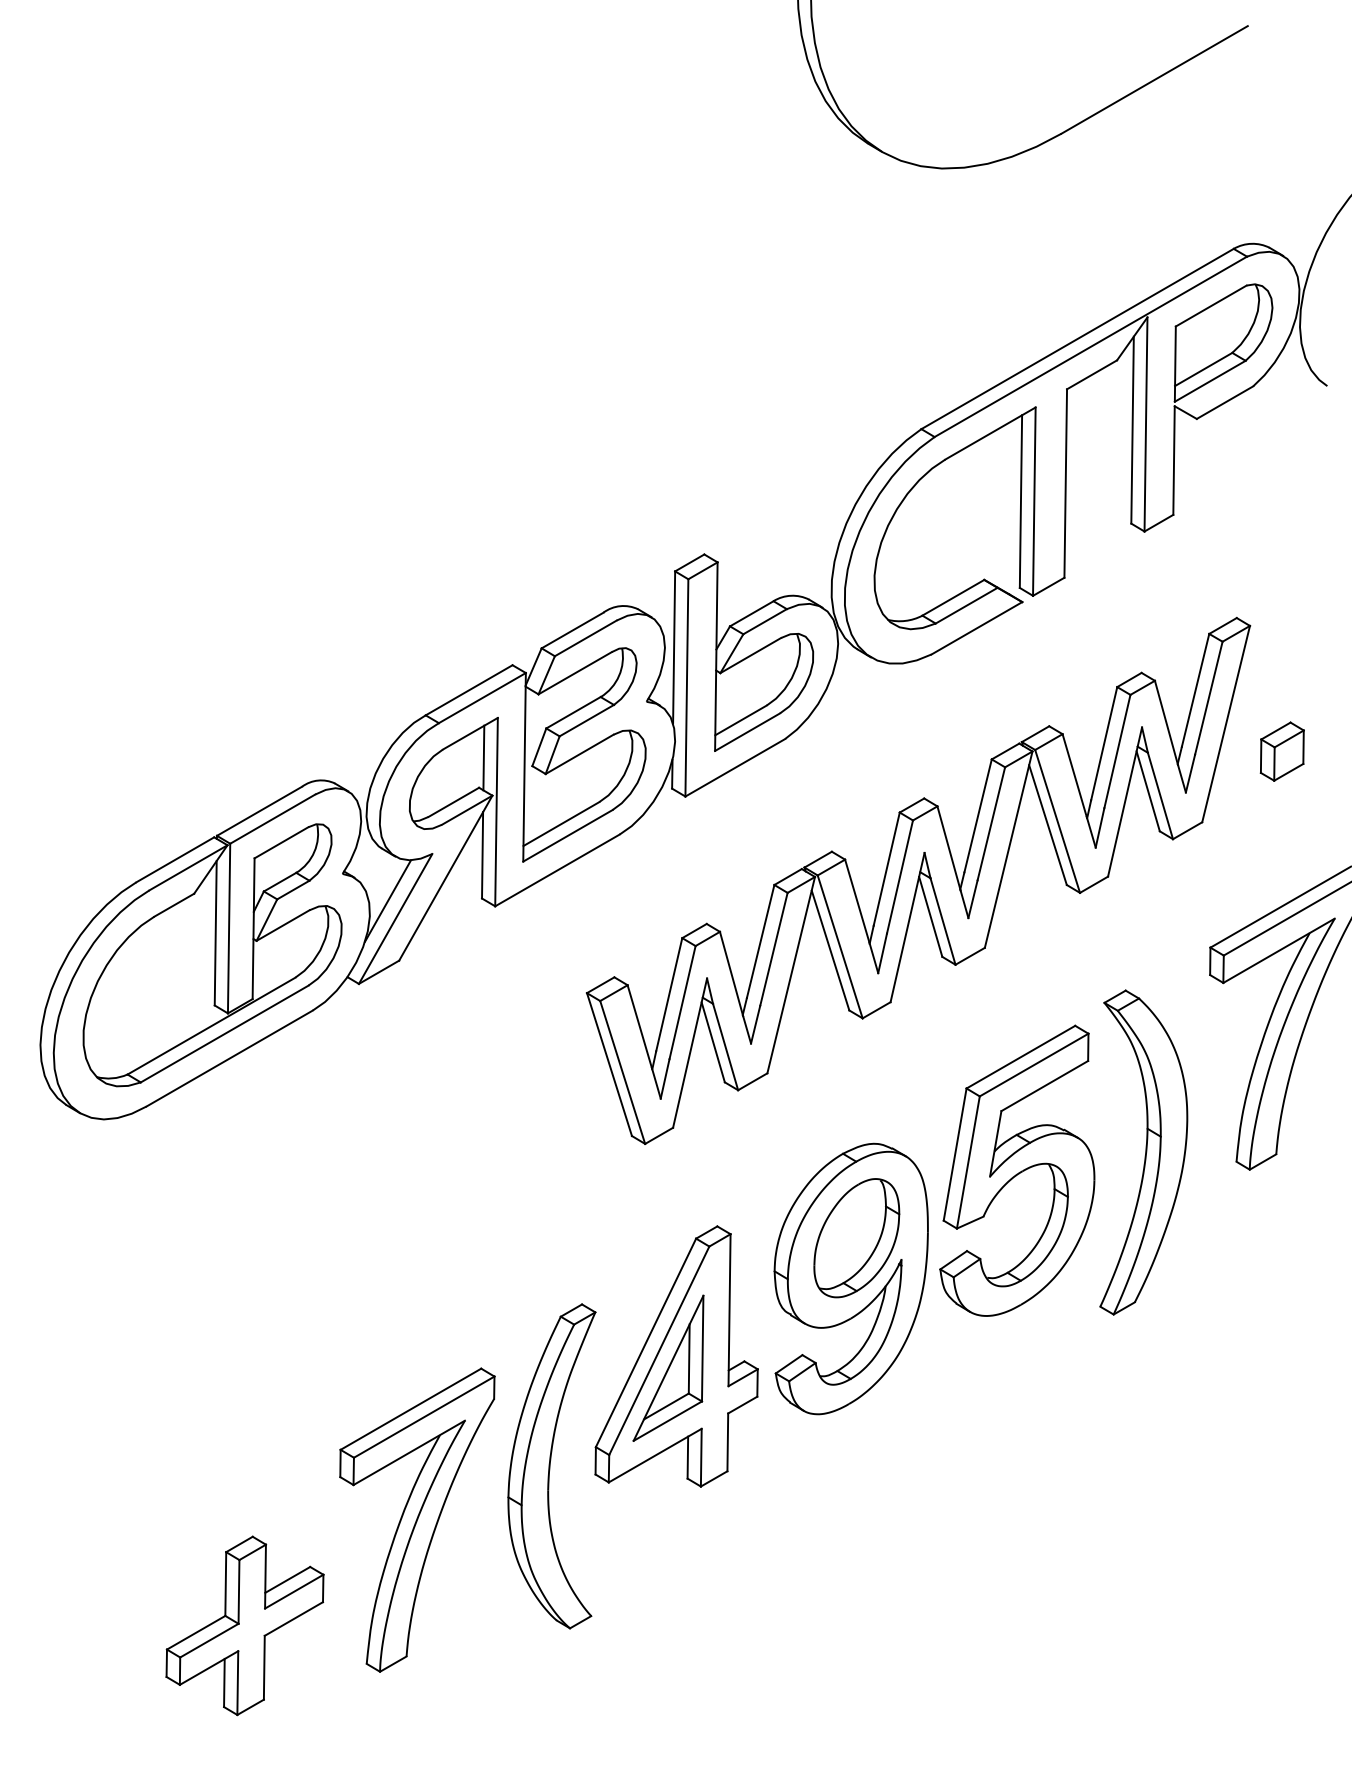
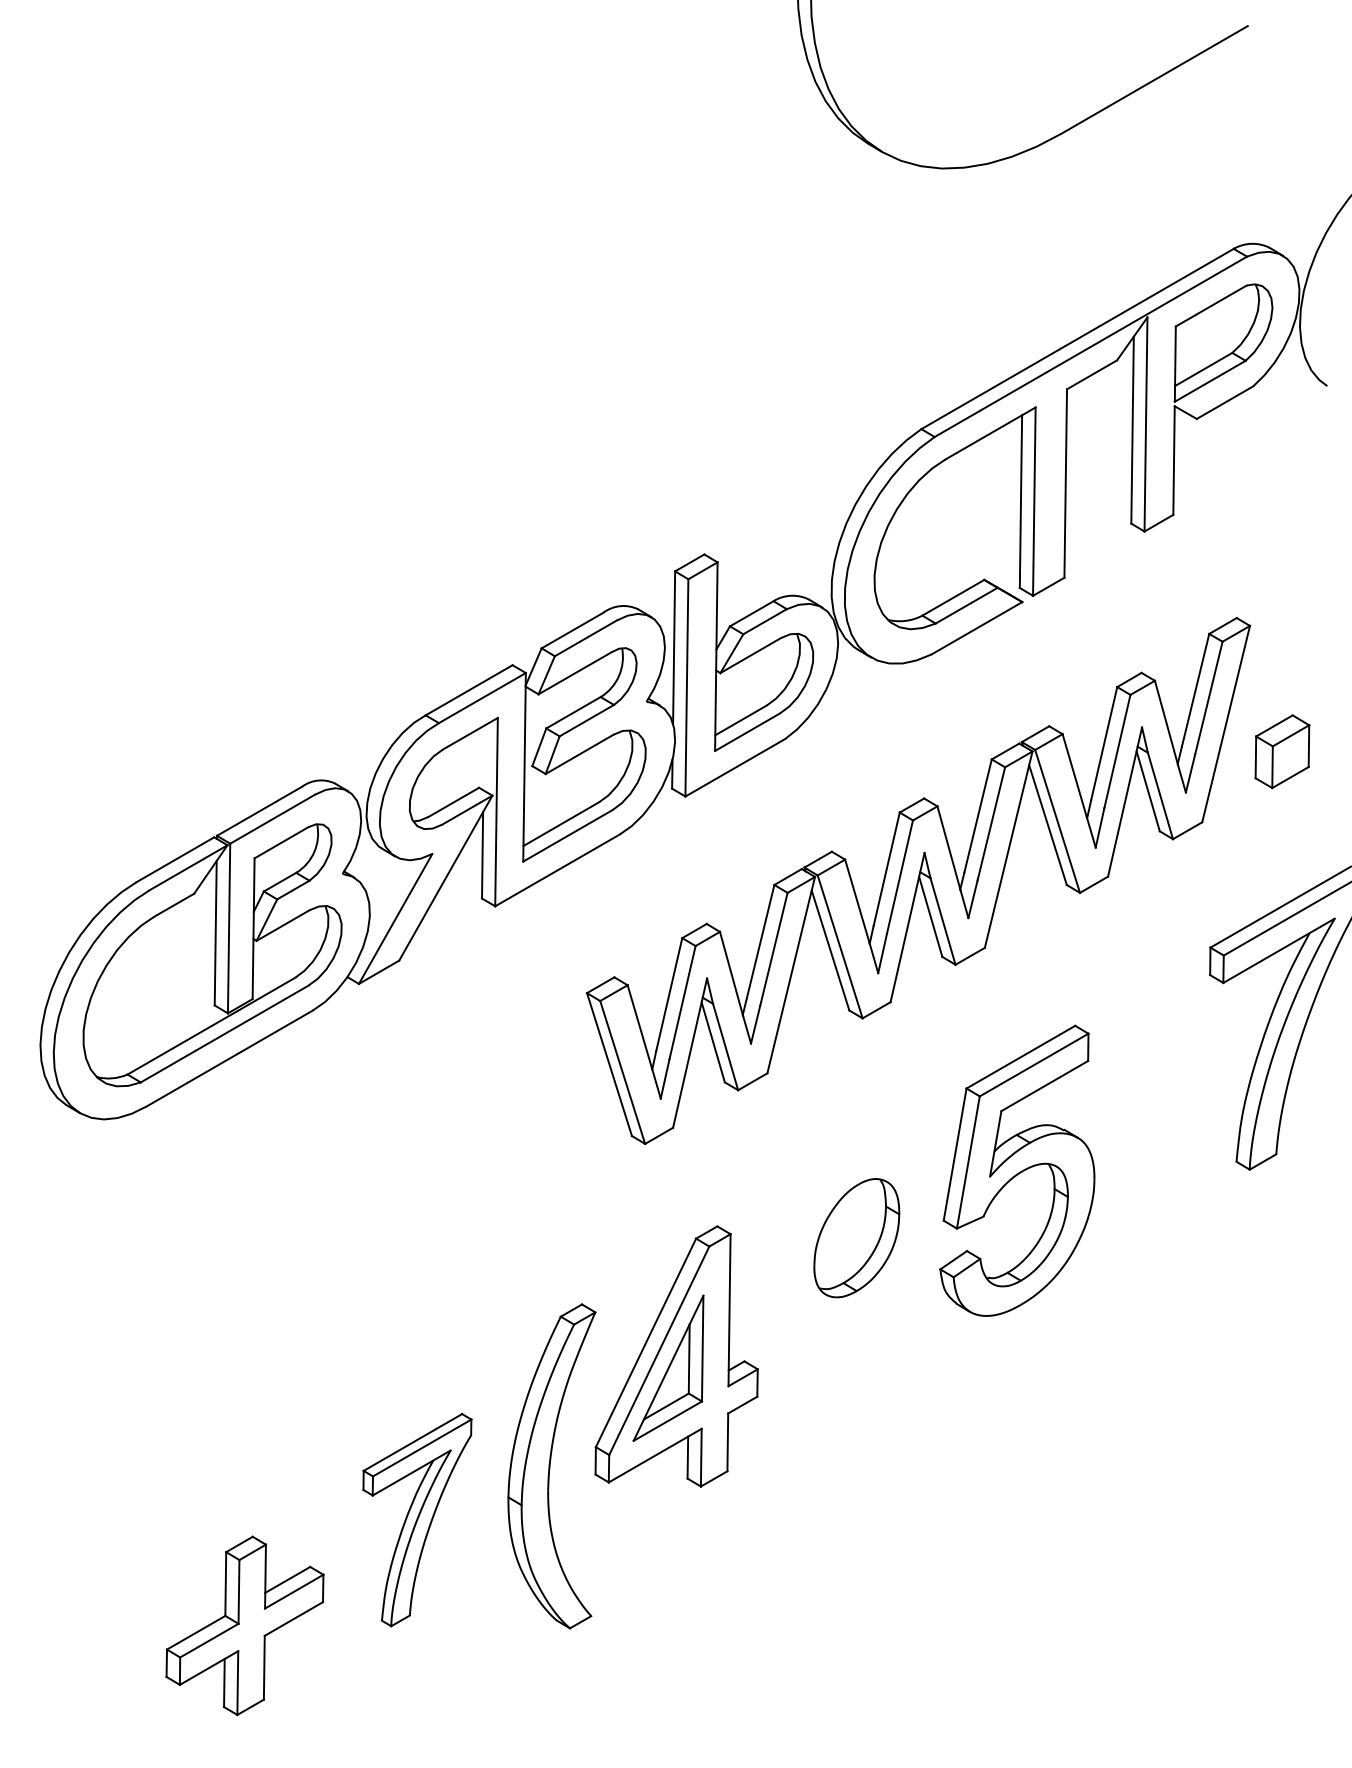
part size: 46x61 px -> 57x76 px (1282, 751)
line: present -> none (483, 757)
line: present -> none (388, 900)
part: present -> none (1143, 1152)
part: present -> none (850, 1278)
part size: 157x306 px -> 111x215 px (417, 1520)
